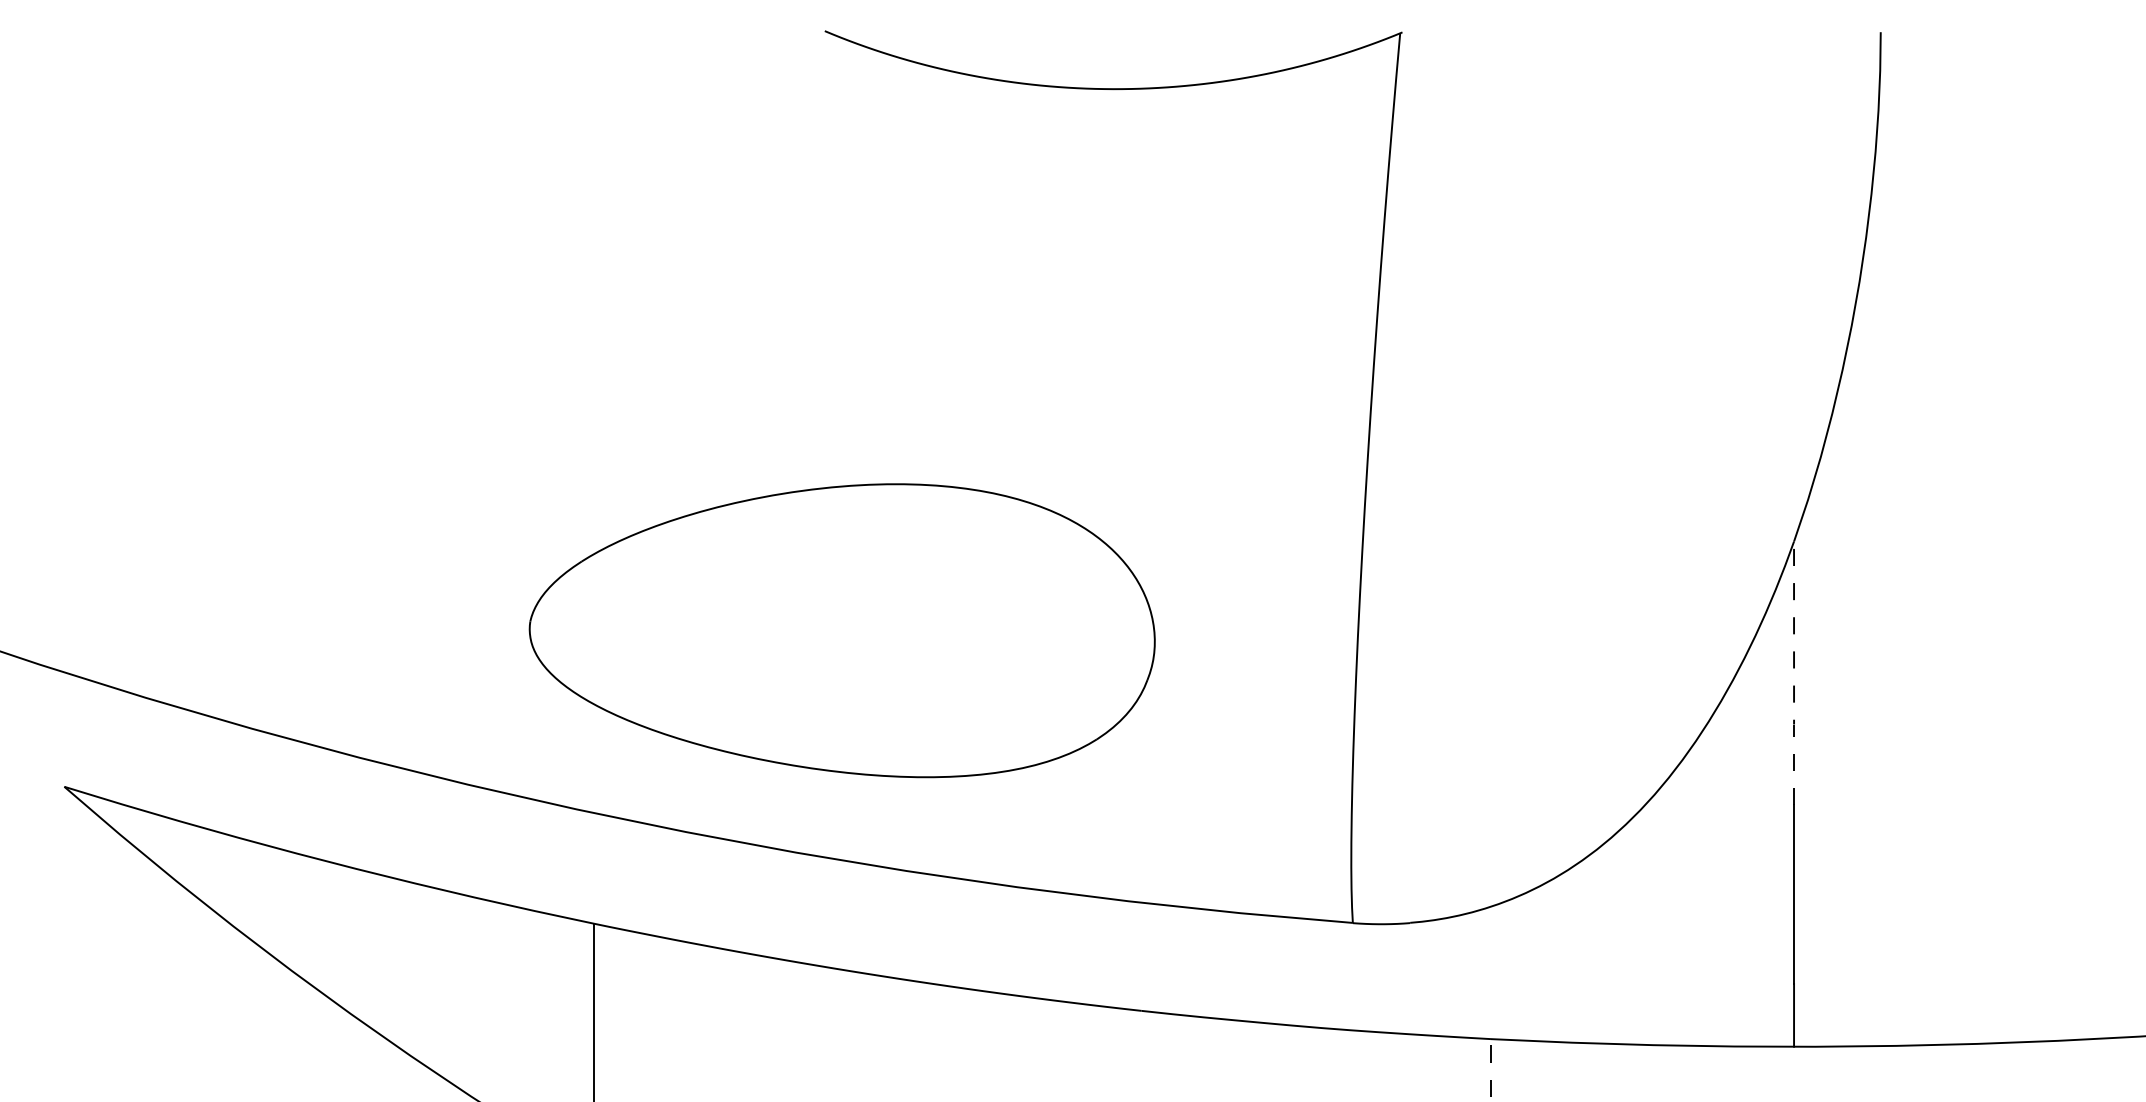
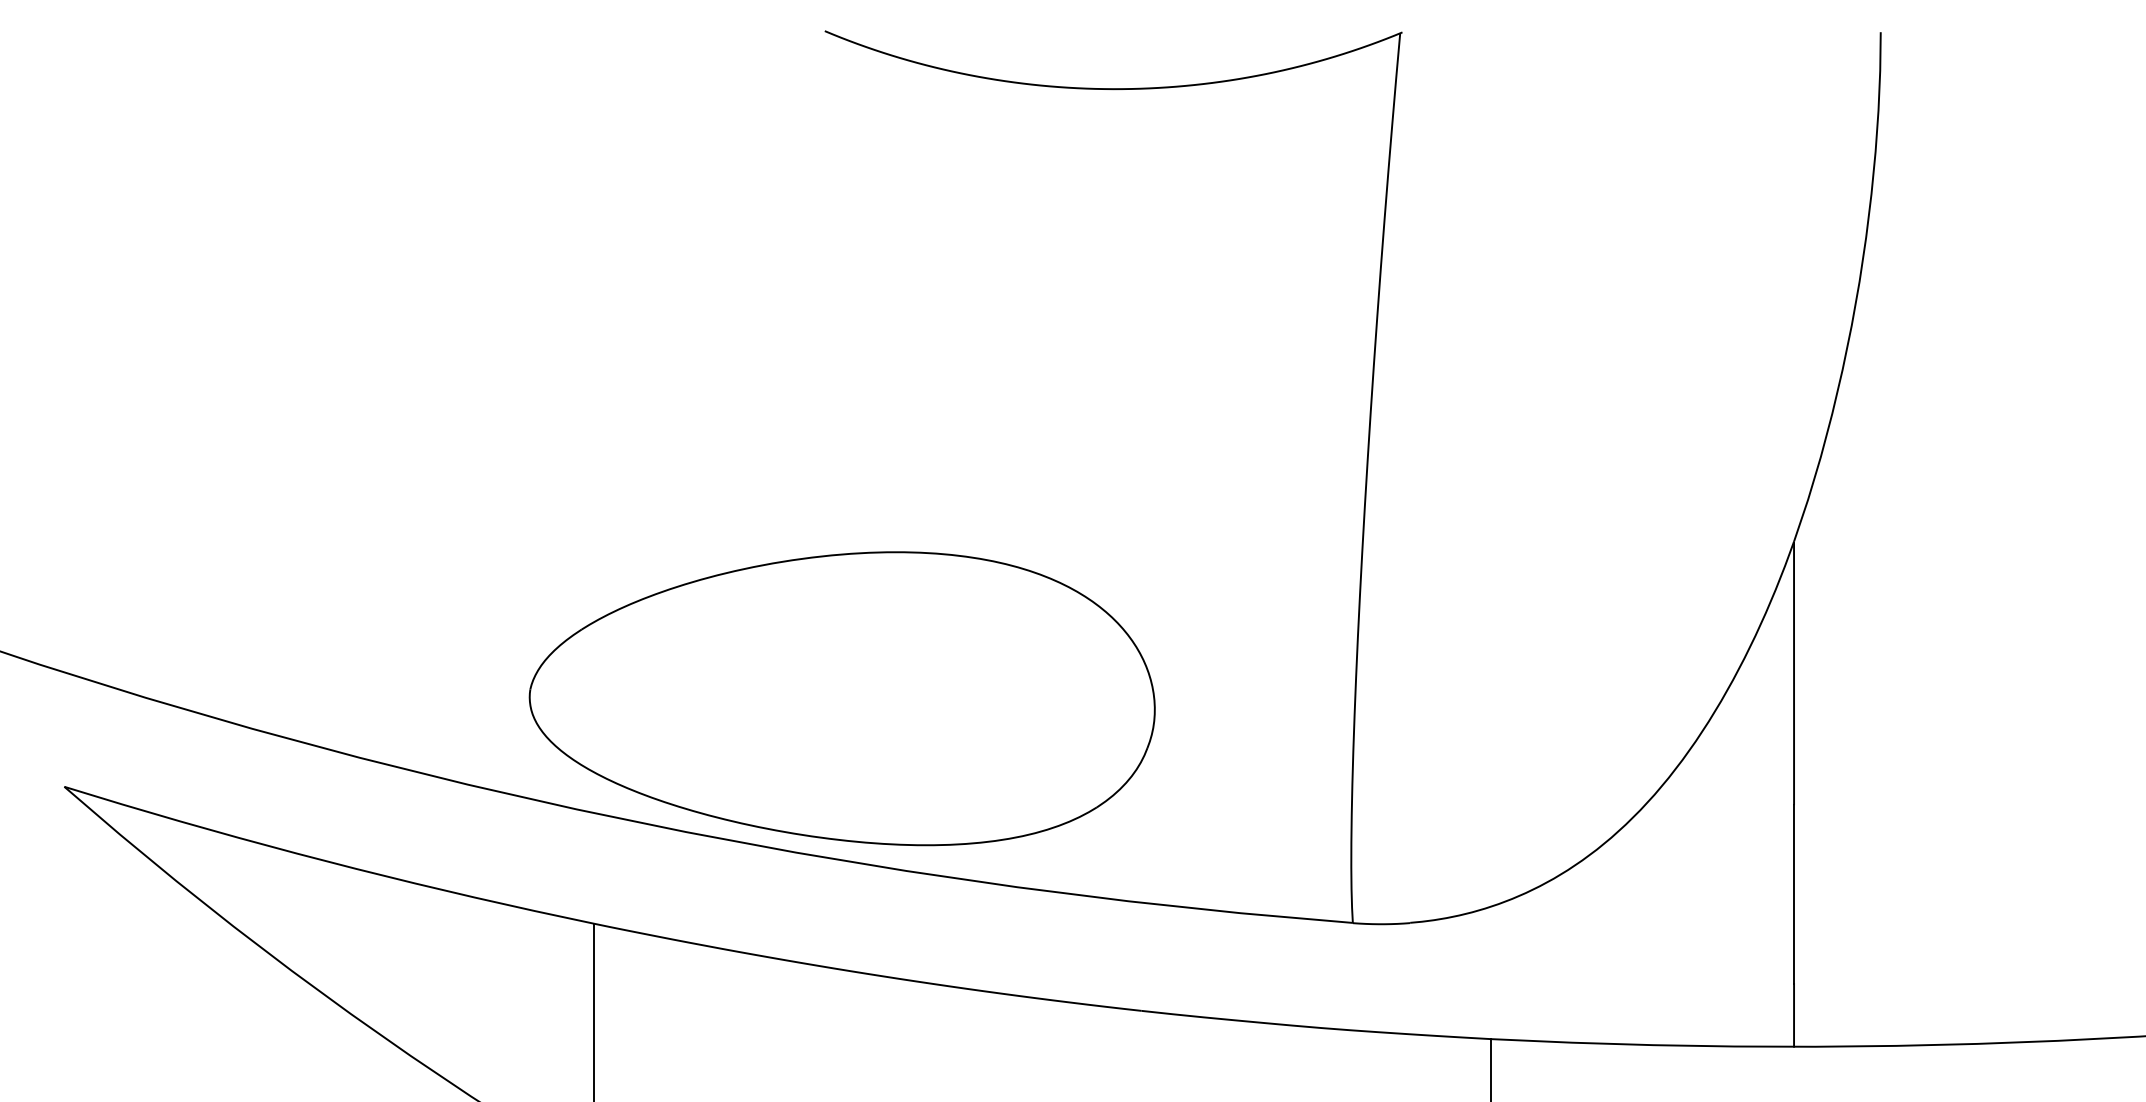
part position: (841, 630) -> (841, 698) (841, 698)
line: dashed -> solid (1794, 674)
line: dashed -> solid (1490, 1070)
